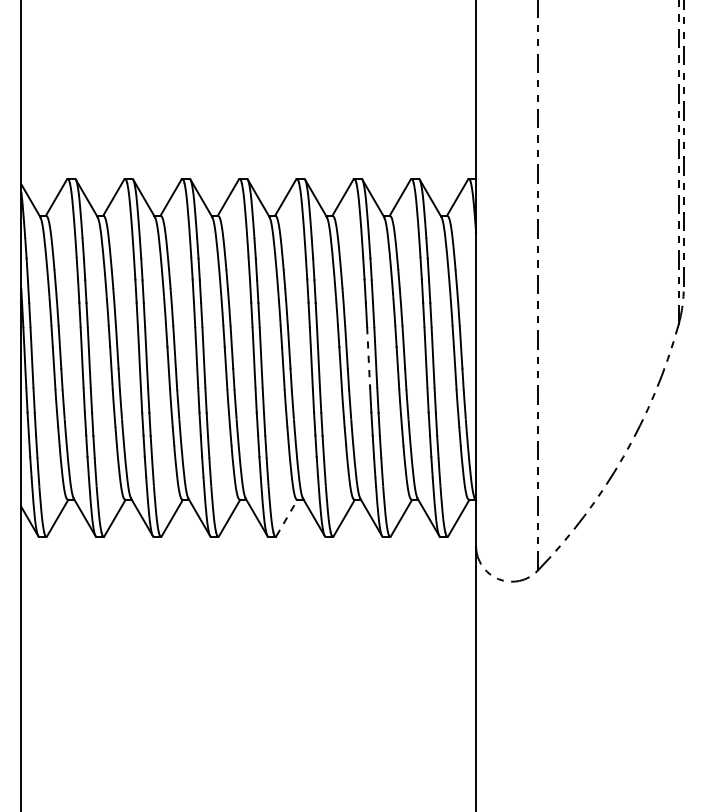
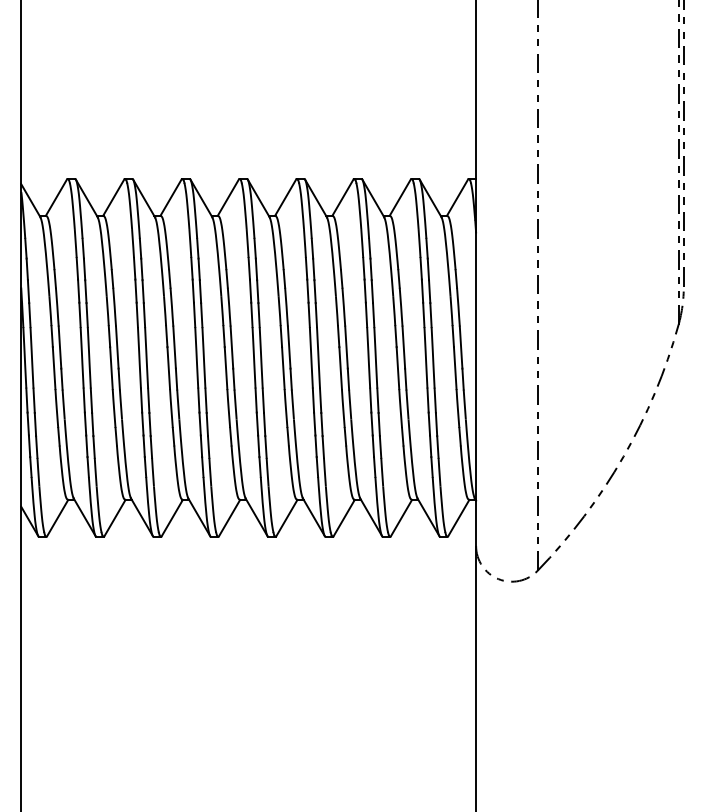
line: dashed -> solid (368, 358)
line: dashed -> solid (286, 518)
